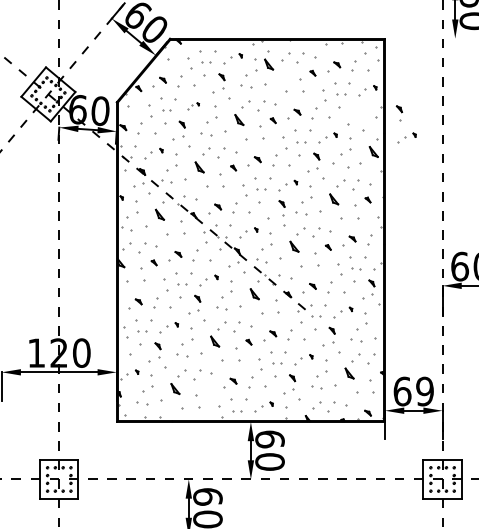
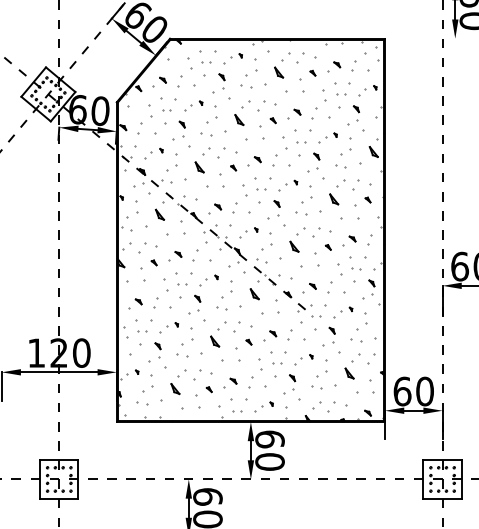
part position: (269, 64) -> (279, 72) (279, 72)
part size: 13x9 px -> 20x12 px (193, 105)
part position: (398, 113) -> (355, 113) (355, 113)
part: present -> none (406, 137)
part size: 18x7 px -> 12x5 px (340, 166)
part position: (281, 208) -> (276, 208) (276, 208)
part: none -> present (208, 389)
text: 69 -> 60 (424, 391)
